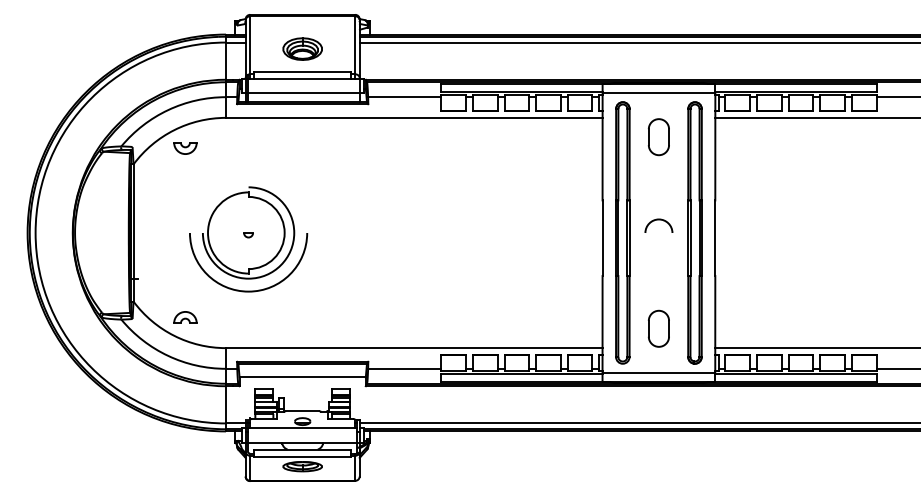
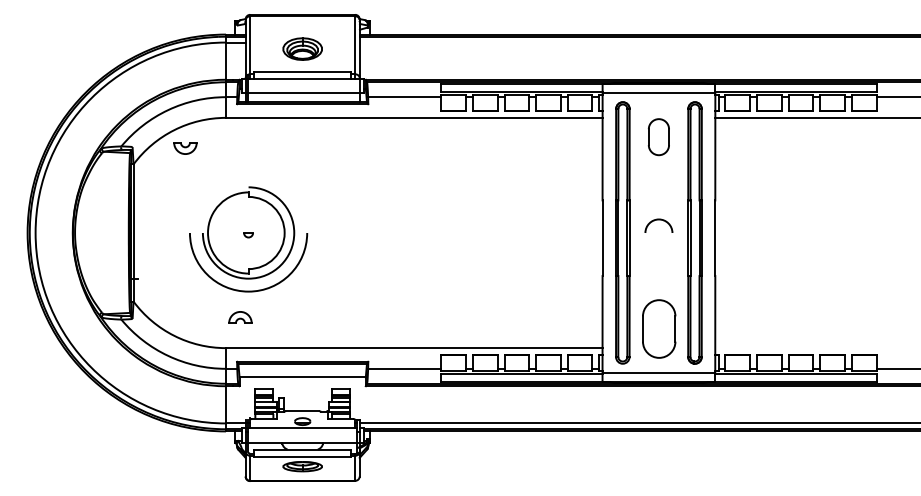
line: present -> none (638, 42)
part position: (185, 317) -> (240, 317) (240, 317)
part size: 23x39 px -> 35x60 px (659, 328)
line: present -> none (816, 348)
